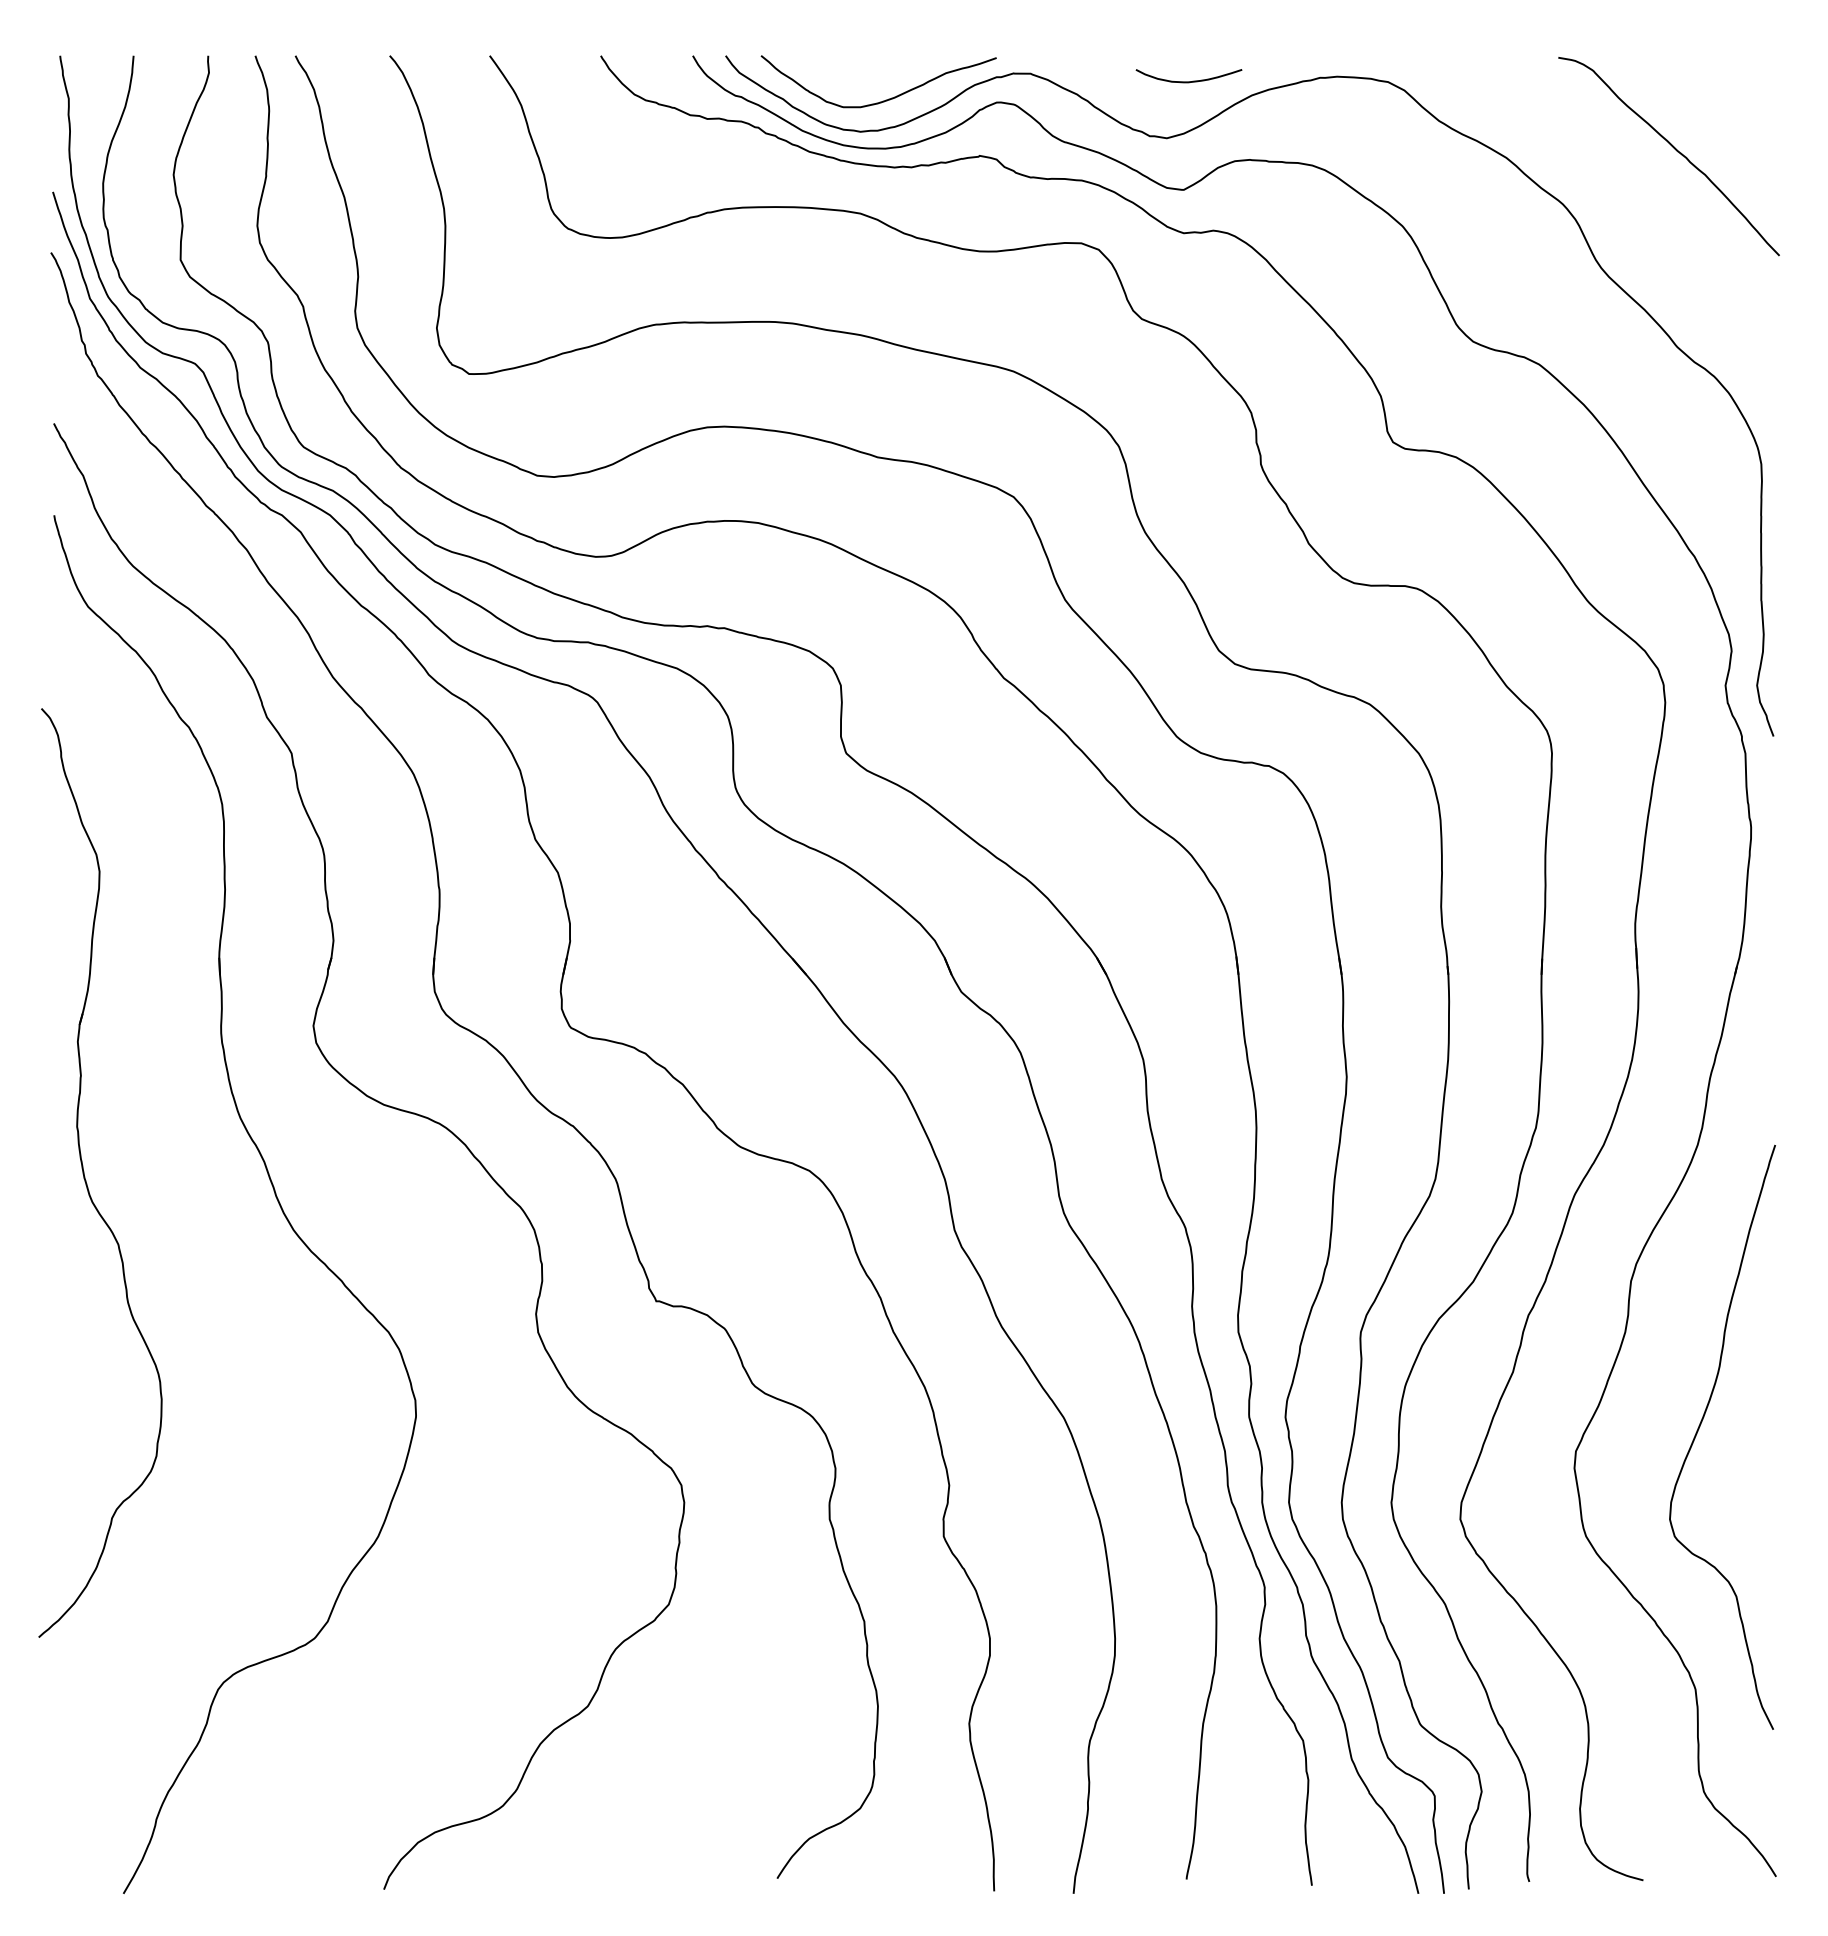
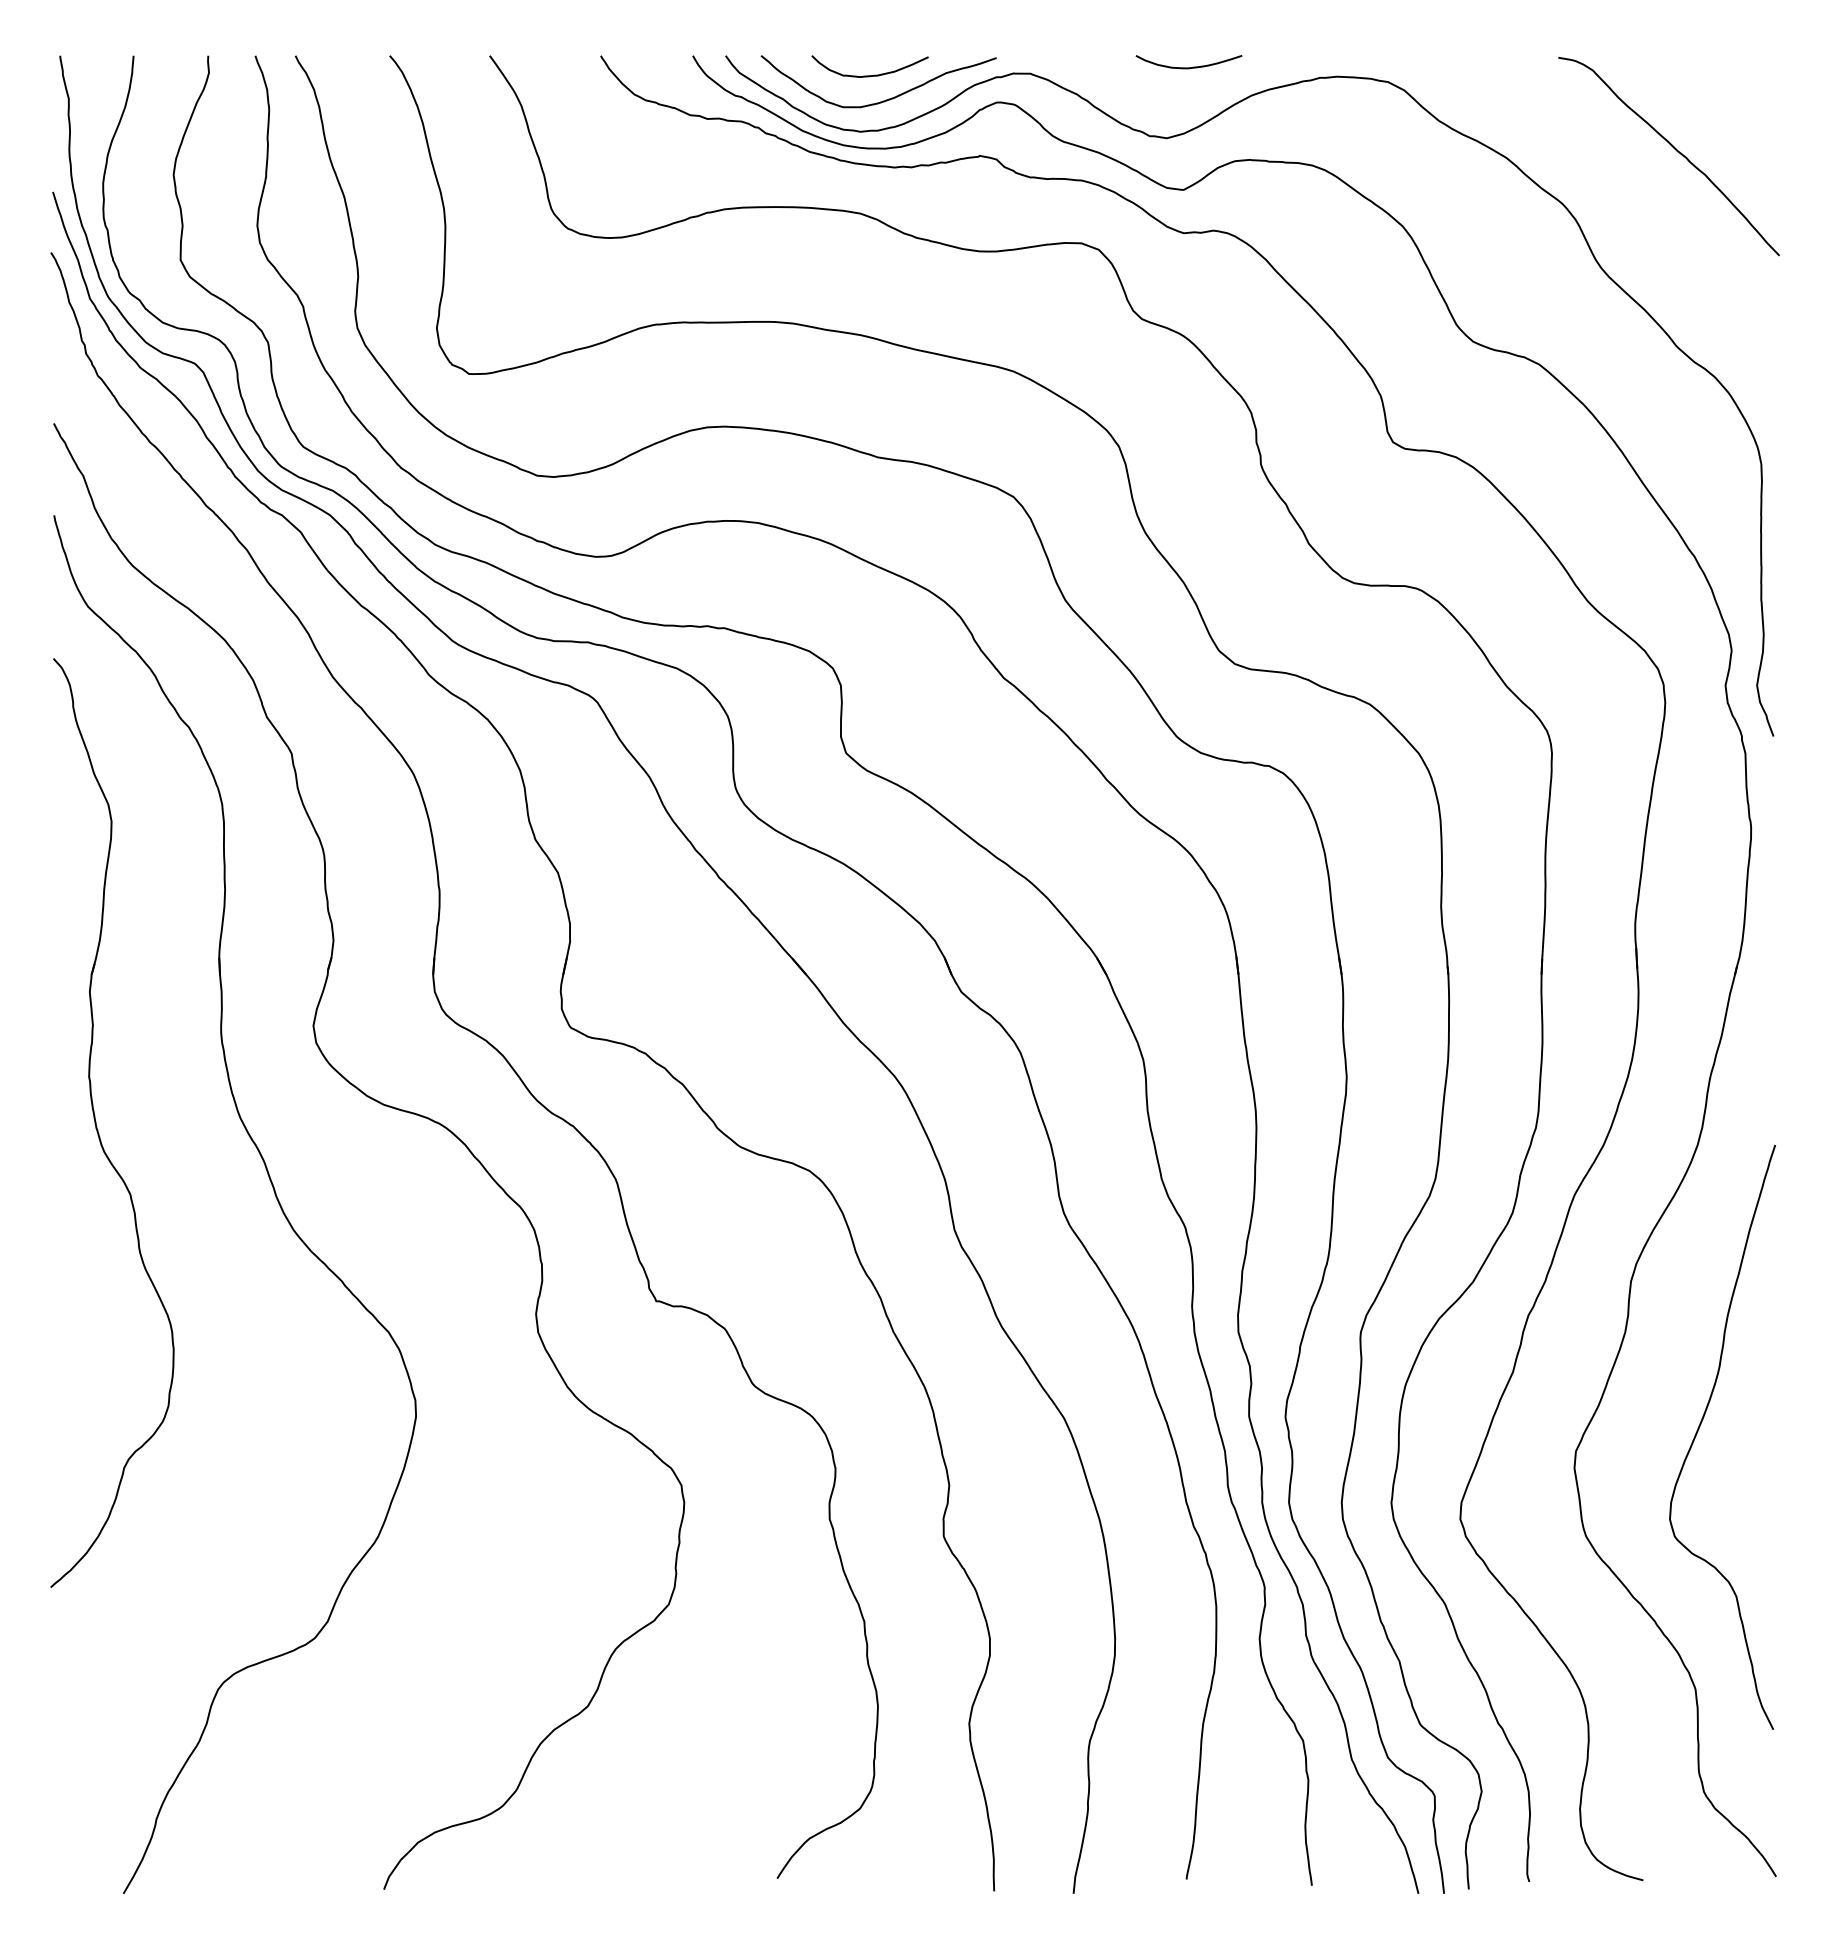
curve: none -> present (869, 75)
curve position: (1188, 81) -> (1188, 67) (1188, 67)
part position: (85, 1176) -> (97, 1126) (97, 1126)
